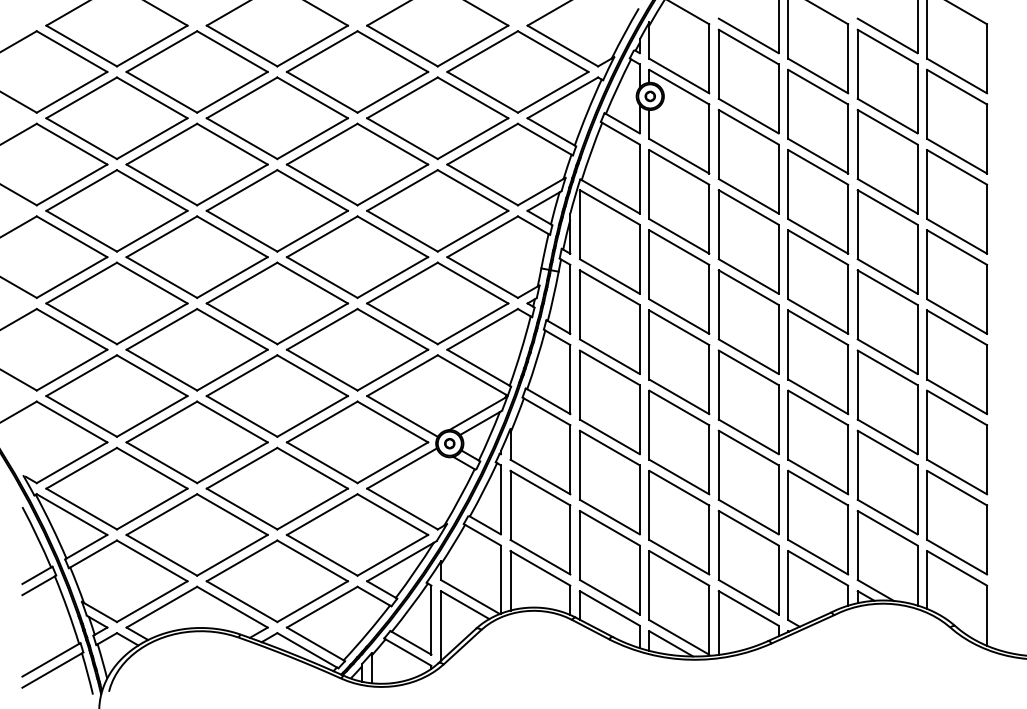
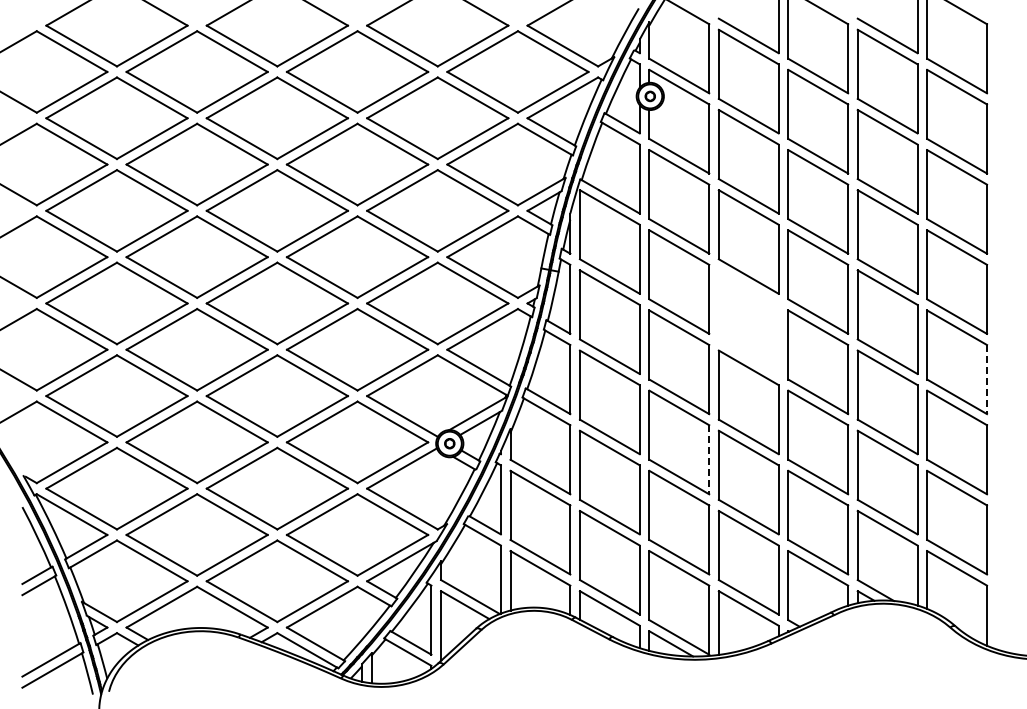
part: present -> none (748, 321)
line: solid -> dashed (987, 379)
line: solid -> dashed (709, 459)
